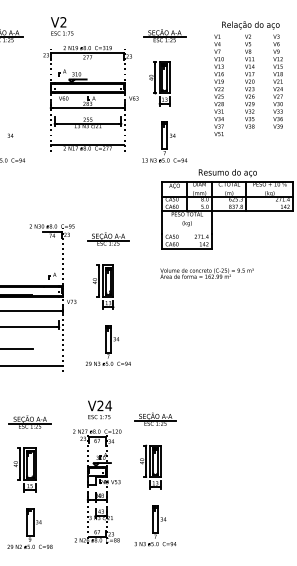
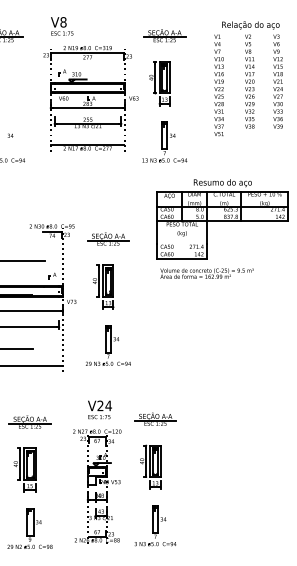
text: V2 -> V8 (63, 22)
part position: (227, 209) -> (222, 219) (222, 219)
line: none -> present (23, 260)
